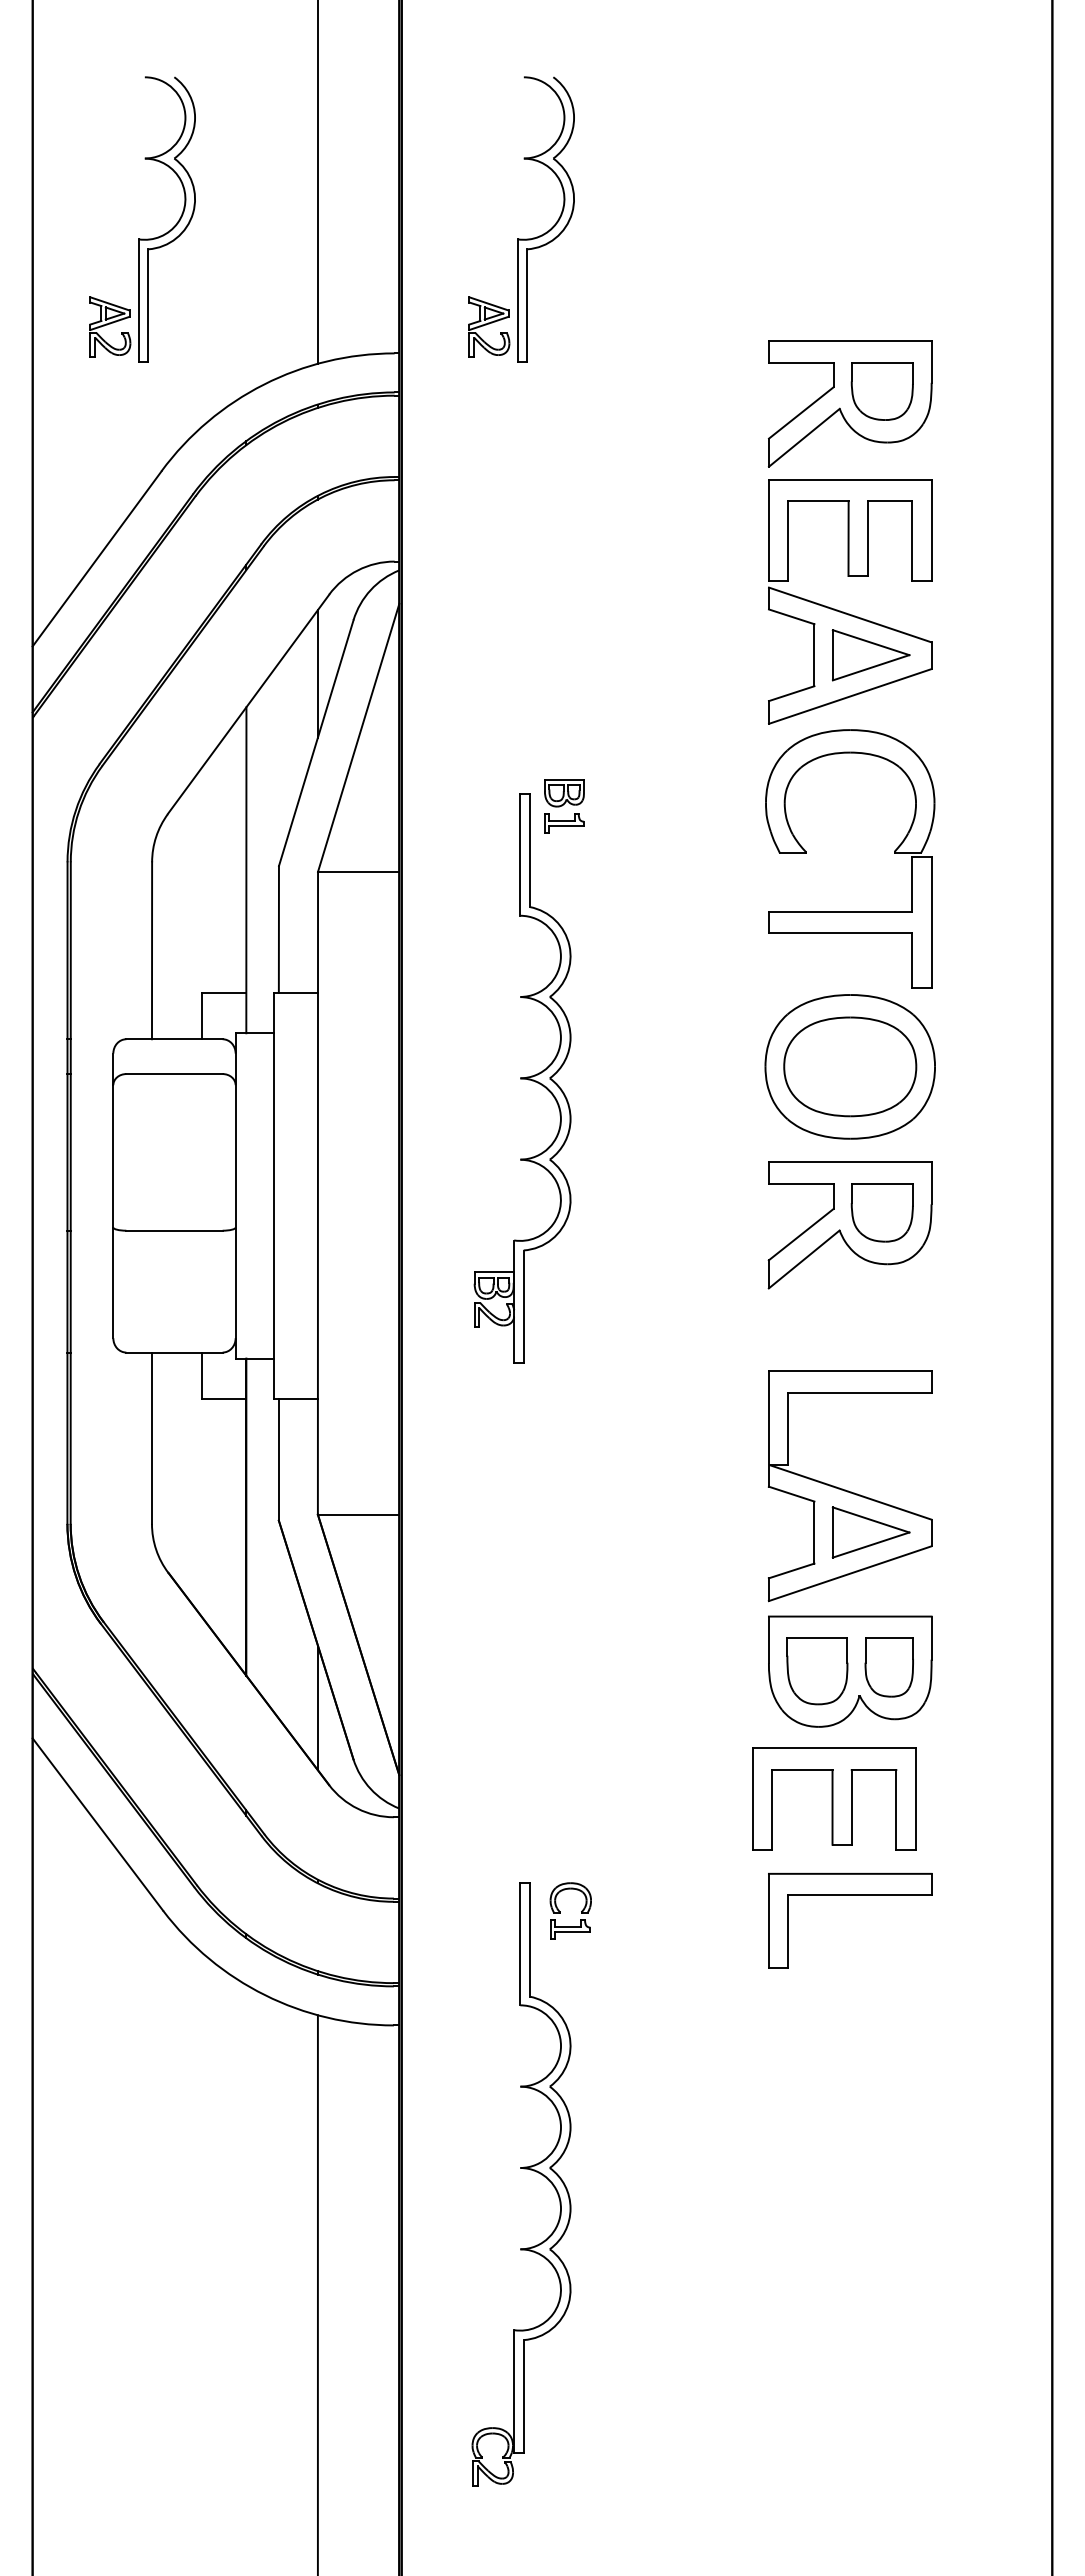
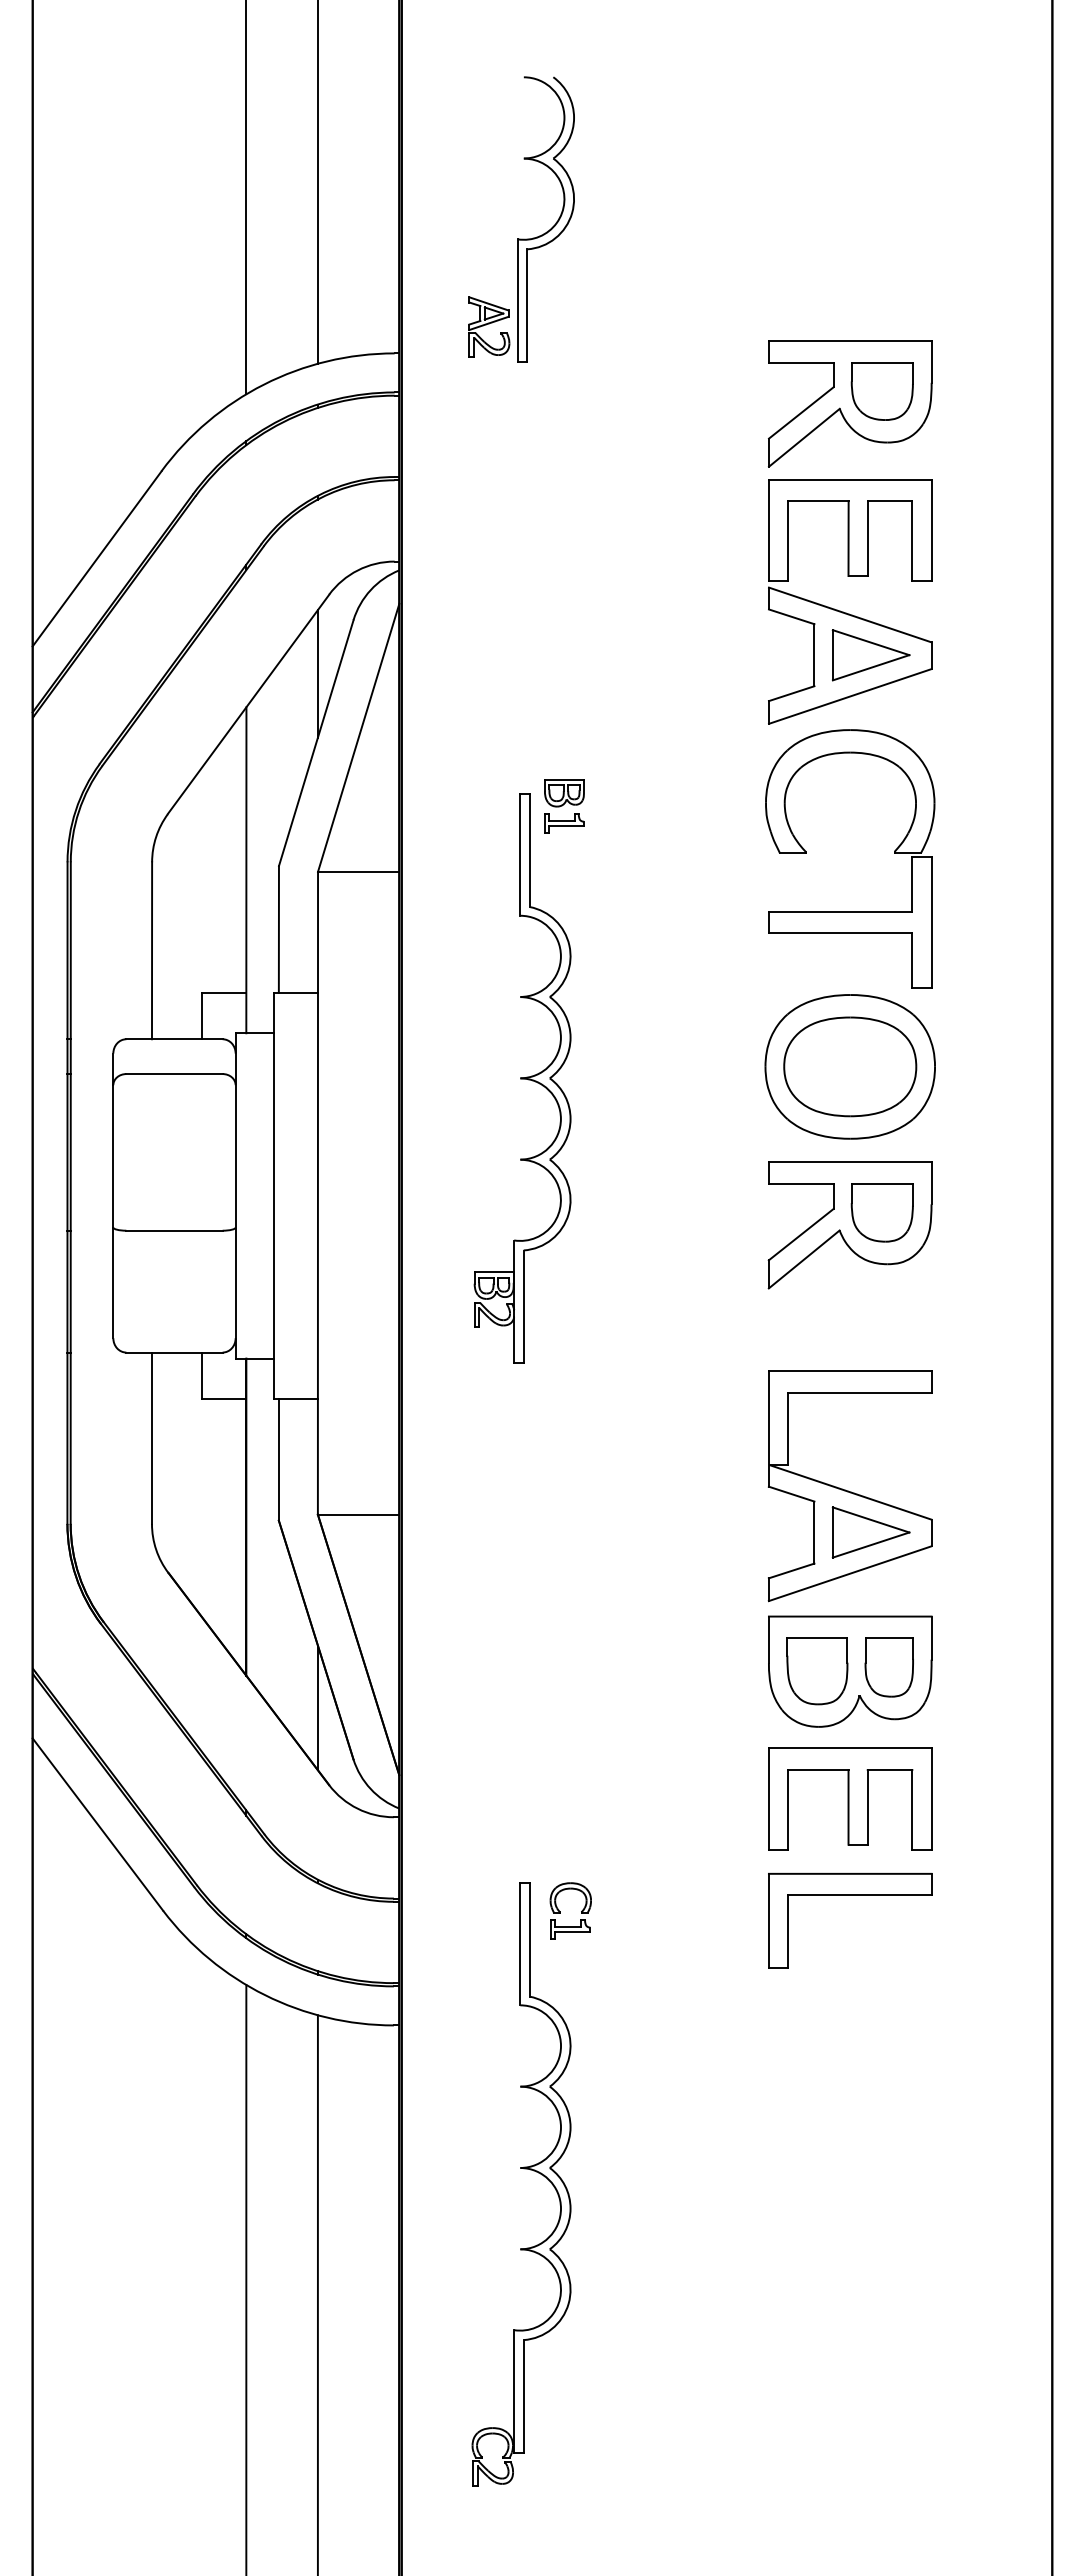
line: none -> present (246, 198)
part: present -> none (142, 238)
part position: (834, 1798) -> (850, 1798) (850, 1798)
line: none -> present (246, 2278)
